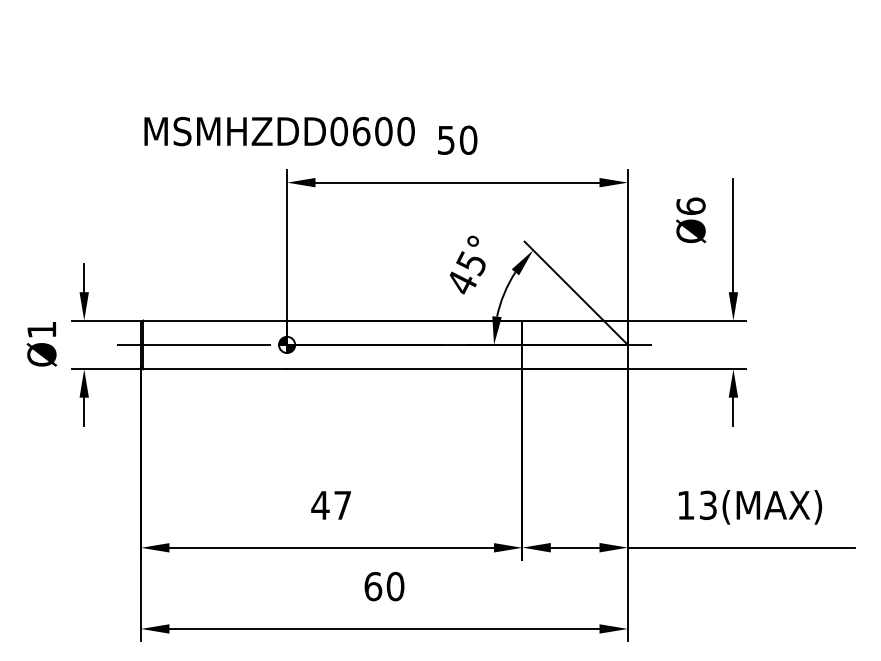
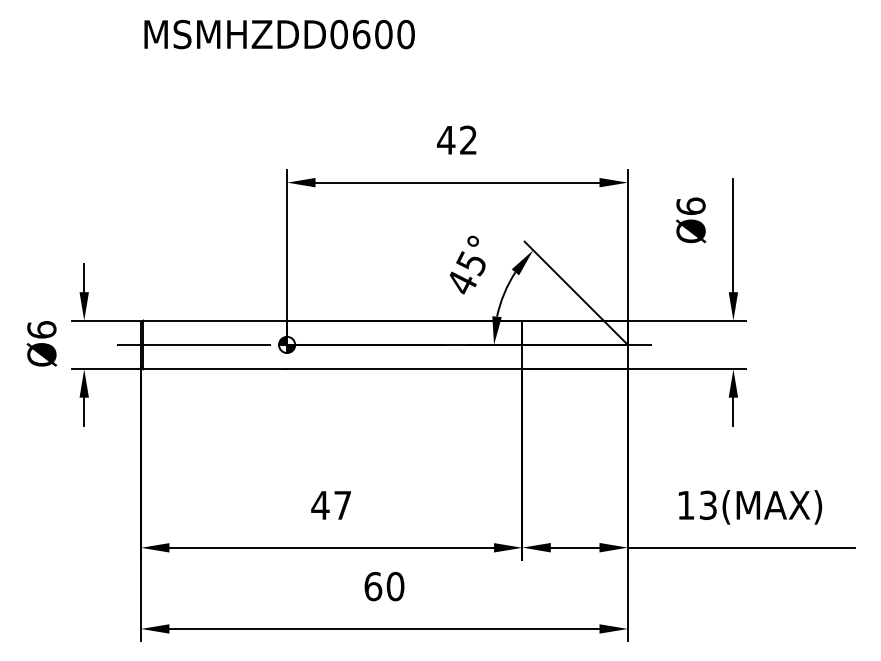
text position: (279, 131) -> (279, 34) (279, 34)
text: 50 -> 42 (457, 139)
text: Ø1 -> Ø6 (41, 329)
